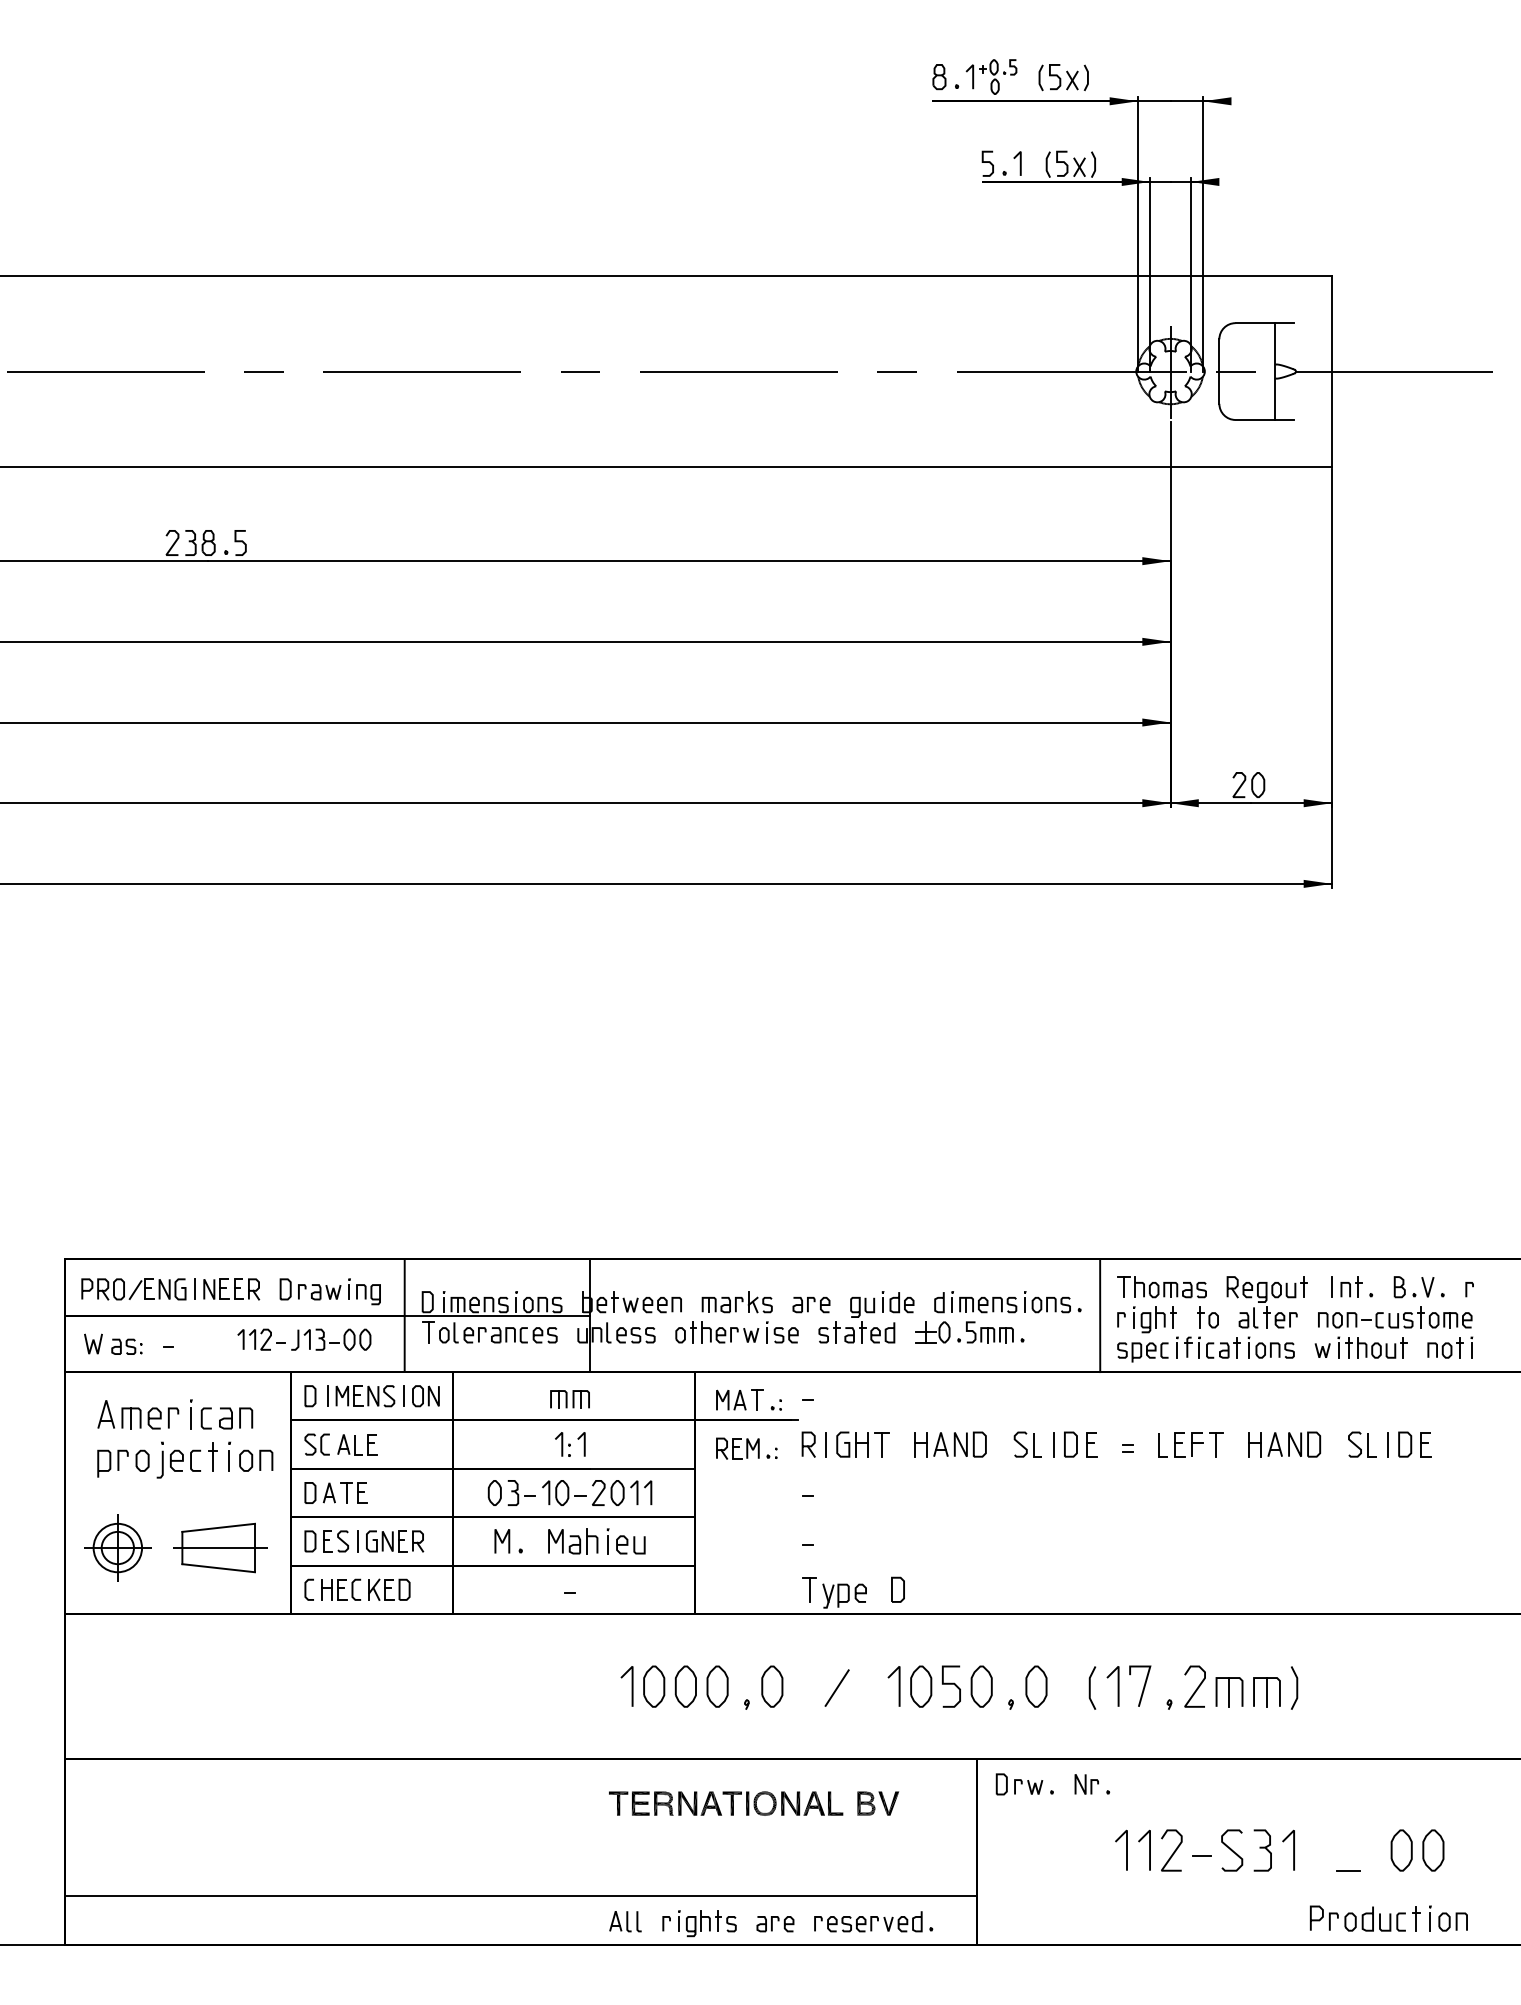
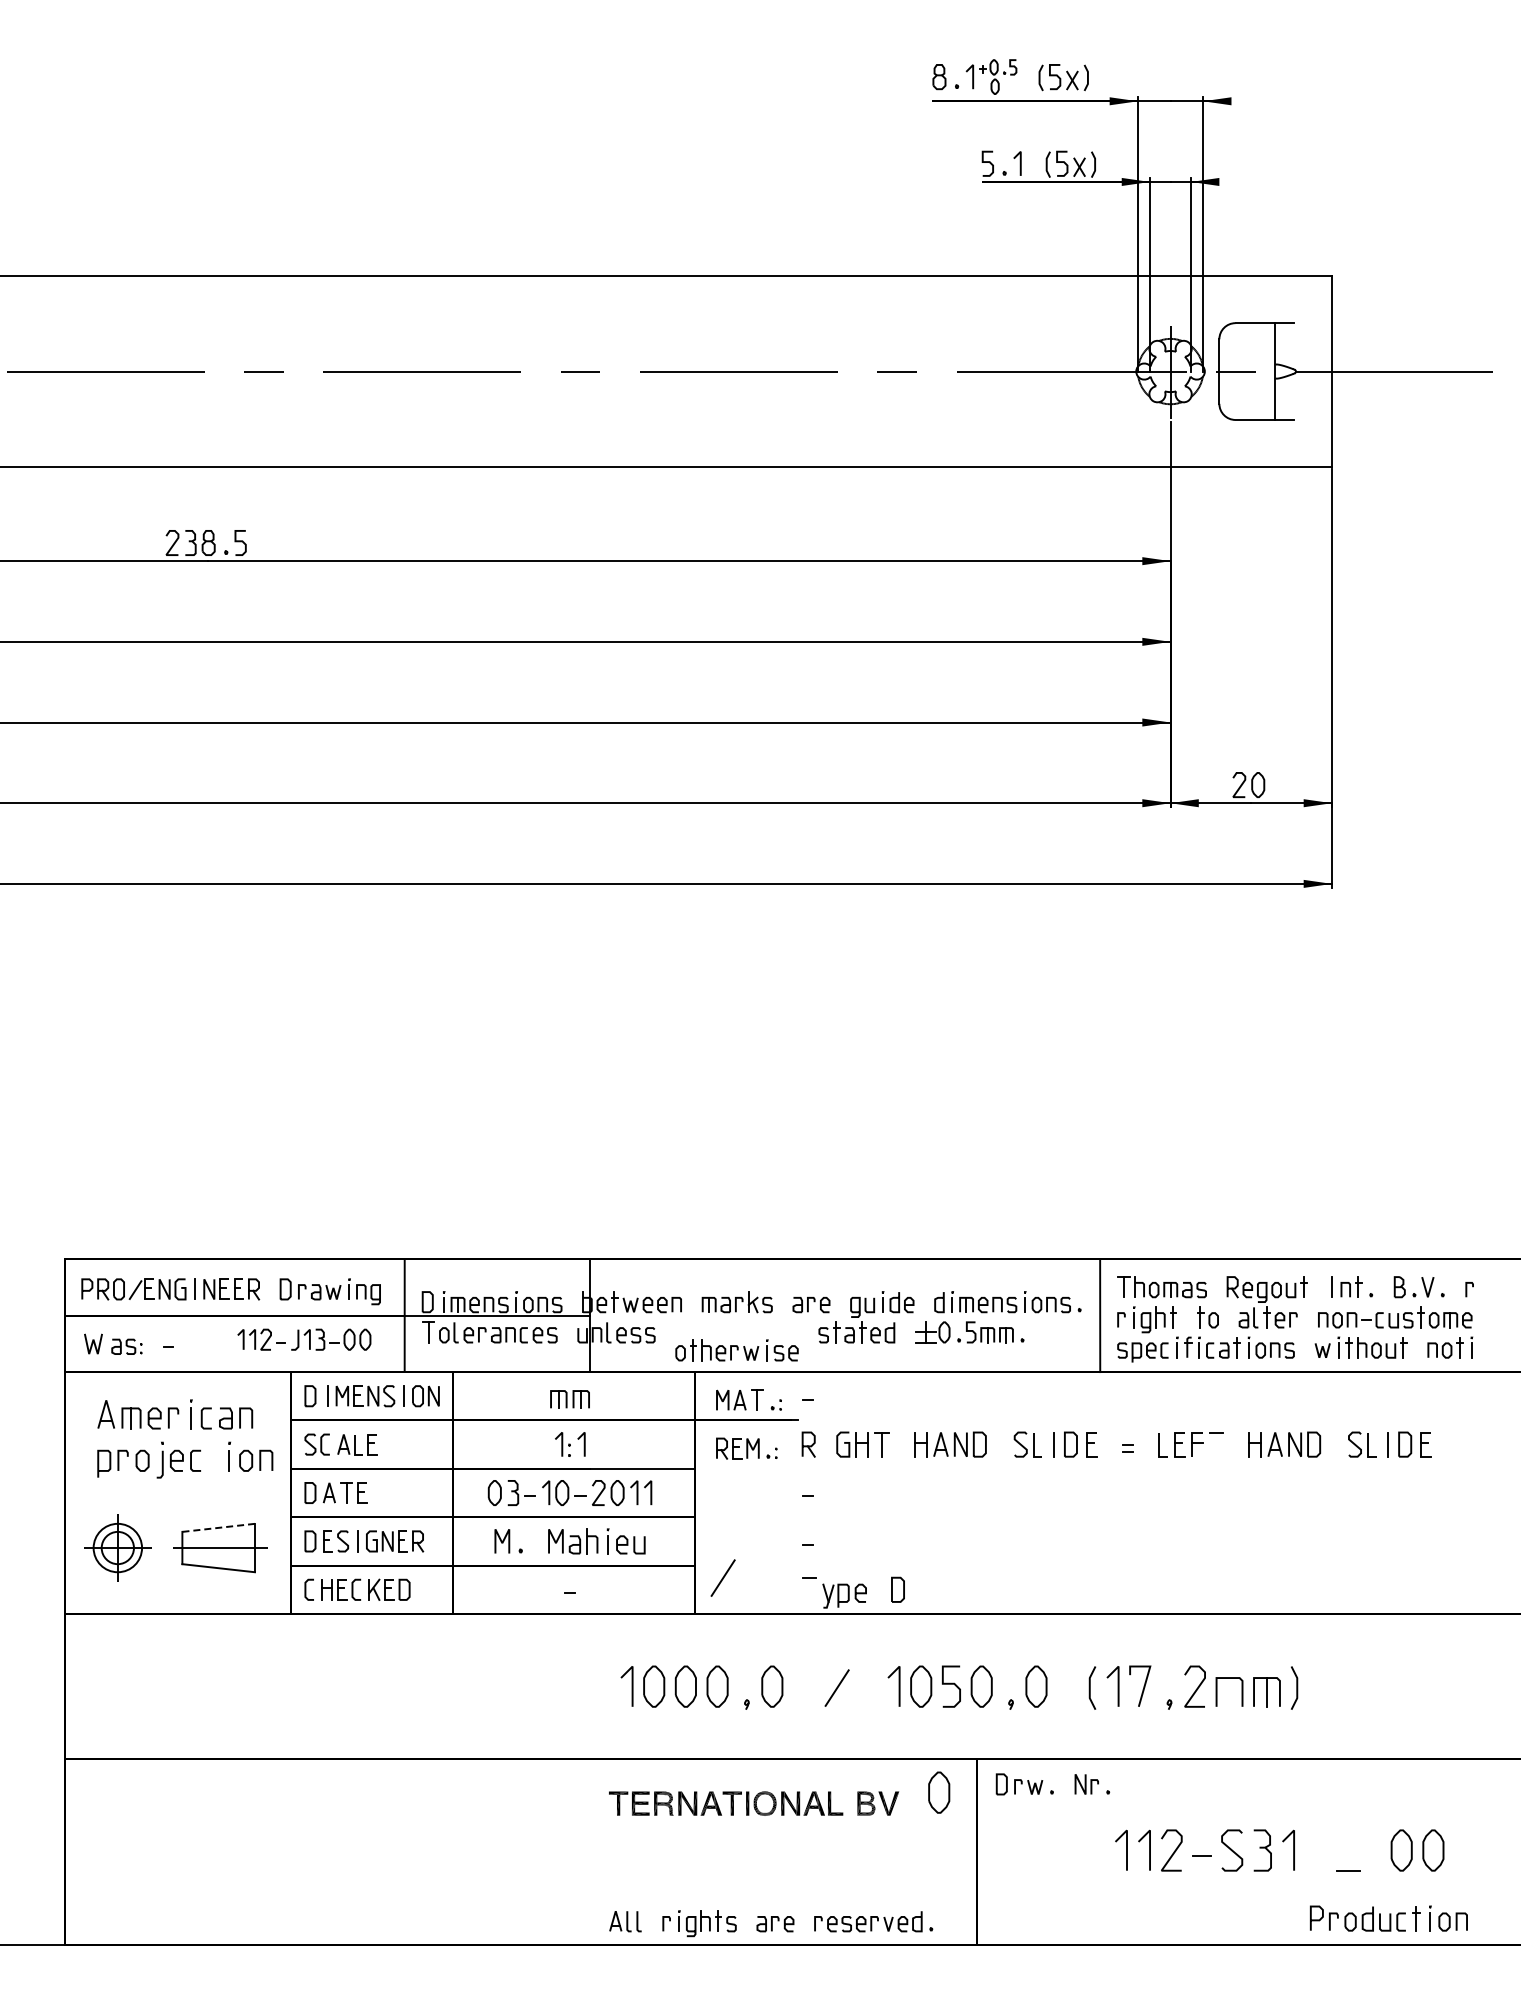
part position: (736, 1332) -> (736, 1350) (736, 1350)
line: present -> none (826, 1444)
line: present -> none (1216, 1444)
part: present -> none (212, 1456)
line: solid -> dashed (218, 1527)
line: none -> present (722, 1577)
line: present -> none (809, 1589)
line: present -> none (1229, 1692)
part: none -> present (939, 1792)
line: present -> none (520, 1896)
